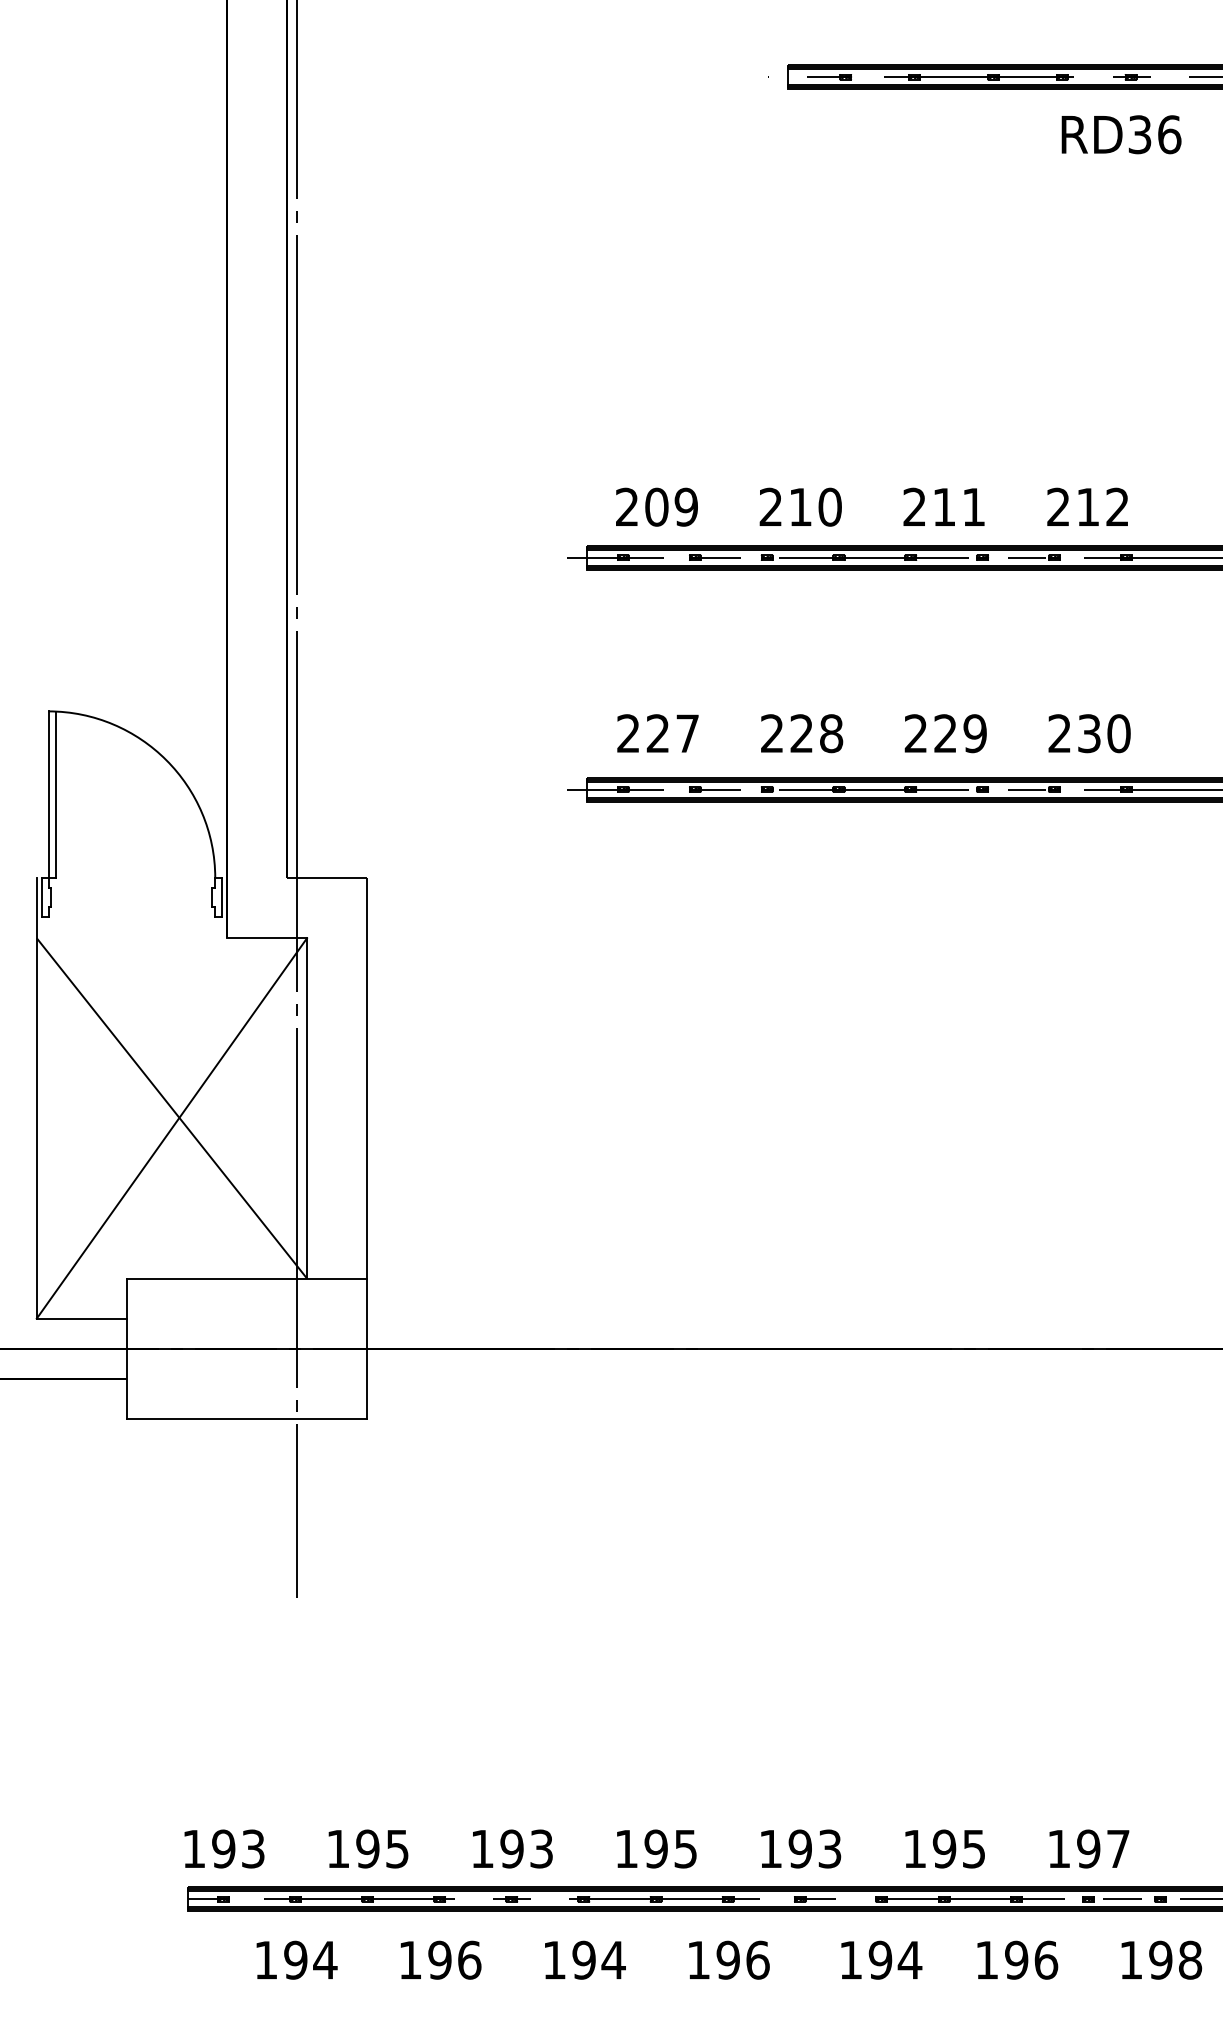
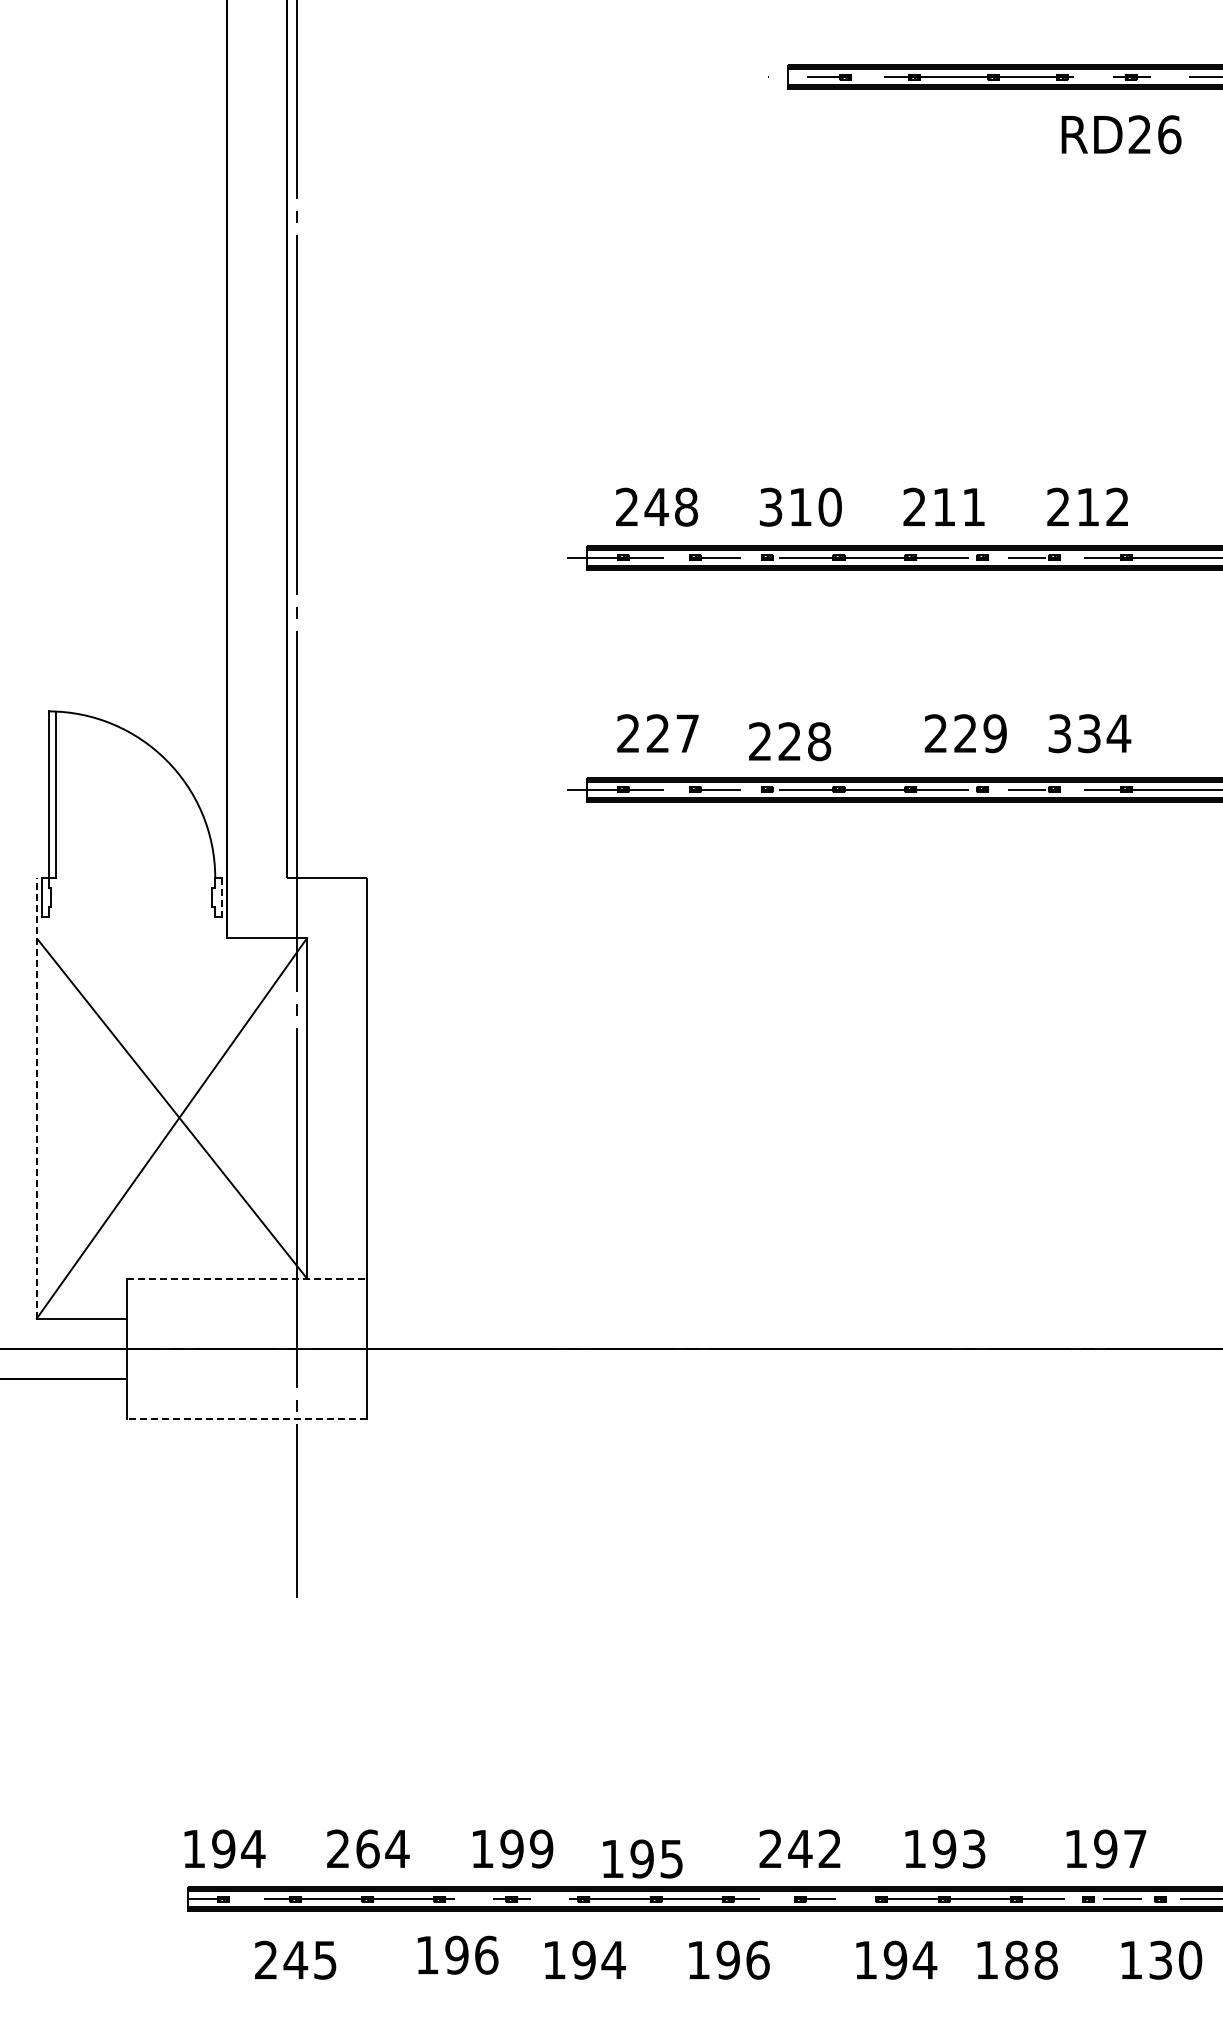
text: RD36 -> RD26 (1139, 134)
text: 209 -> 248 (671, 506)
text: 210 -> 310 (770, 507)
text position: (802, 733) -> (790, 741) (790, 741)
text position: (945, 733) -> (965, 733) (965, 733)
text: 230 -> 334 (1089, 733)
line: solid -> dashed (221, 897)
line: solid -> dashed (36, 1097)
line: solid -> dashed (247, 1278)
line: solid -> dashed (246, 1418)
text: 193 -> 194 (253, 1848)
text: 195 -> 264 (368, 1848)
text: 193 -> 199 (541, 1848)
text position: (656, 1848) -> (642, 1858) (642, 1858)
text: 193 -> 242 (800, 1848)
text: 195 -> 193 (974, 1848)
text position: (1089, 1848) -> (1106, 1848) (1106, 1848)
text: 194 -> 245 (296, 1959)
text position: (440, 1959) -> (457, 1954) (457, 1954)
text position: (881, 1959) -> (896, 1959) (896, 1959)
text: 196 -> 188 (1031, 1959)
text: 198 -> 130 (1175, 1959)
